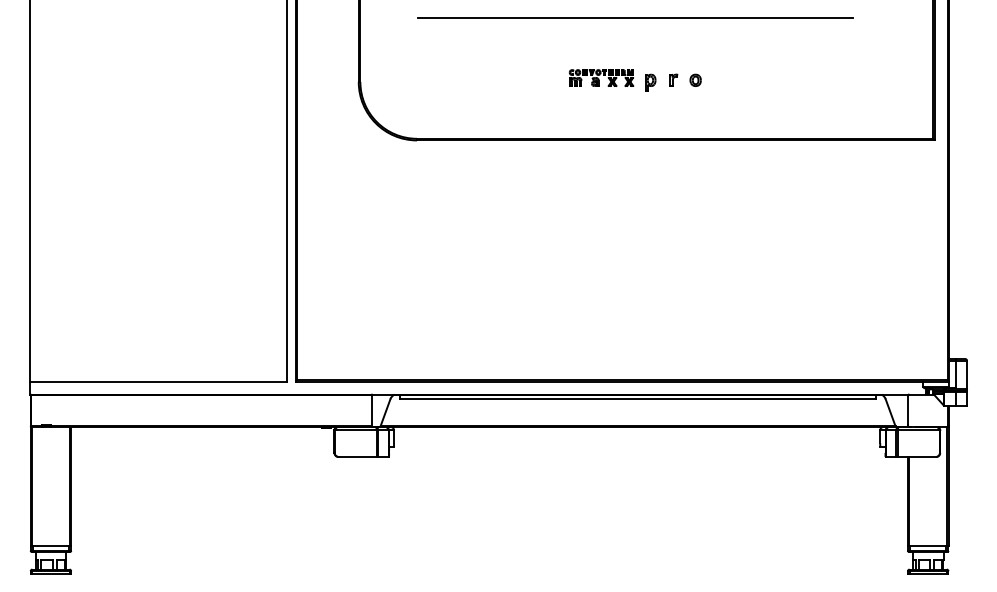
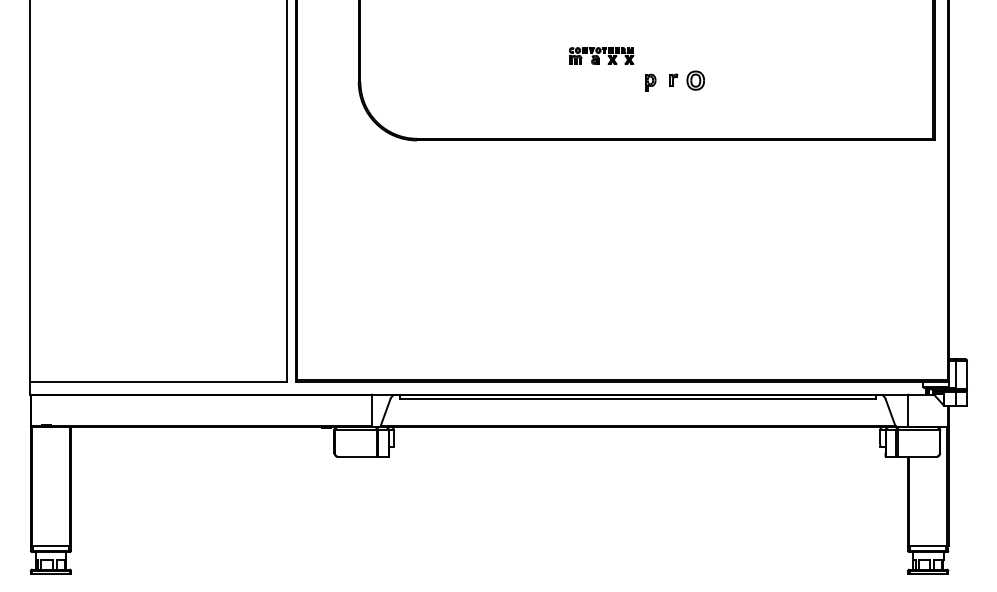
line: present -> none (634, 17)
part position: (601, 77) -> (601, 55) (601, 55)
part size: 13x14 px -> 19x21 px (695, 80)
